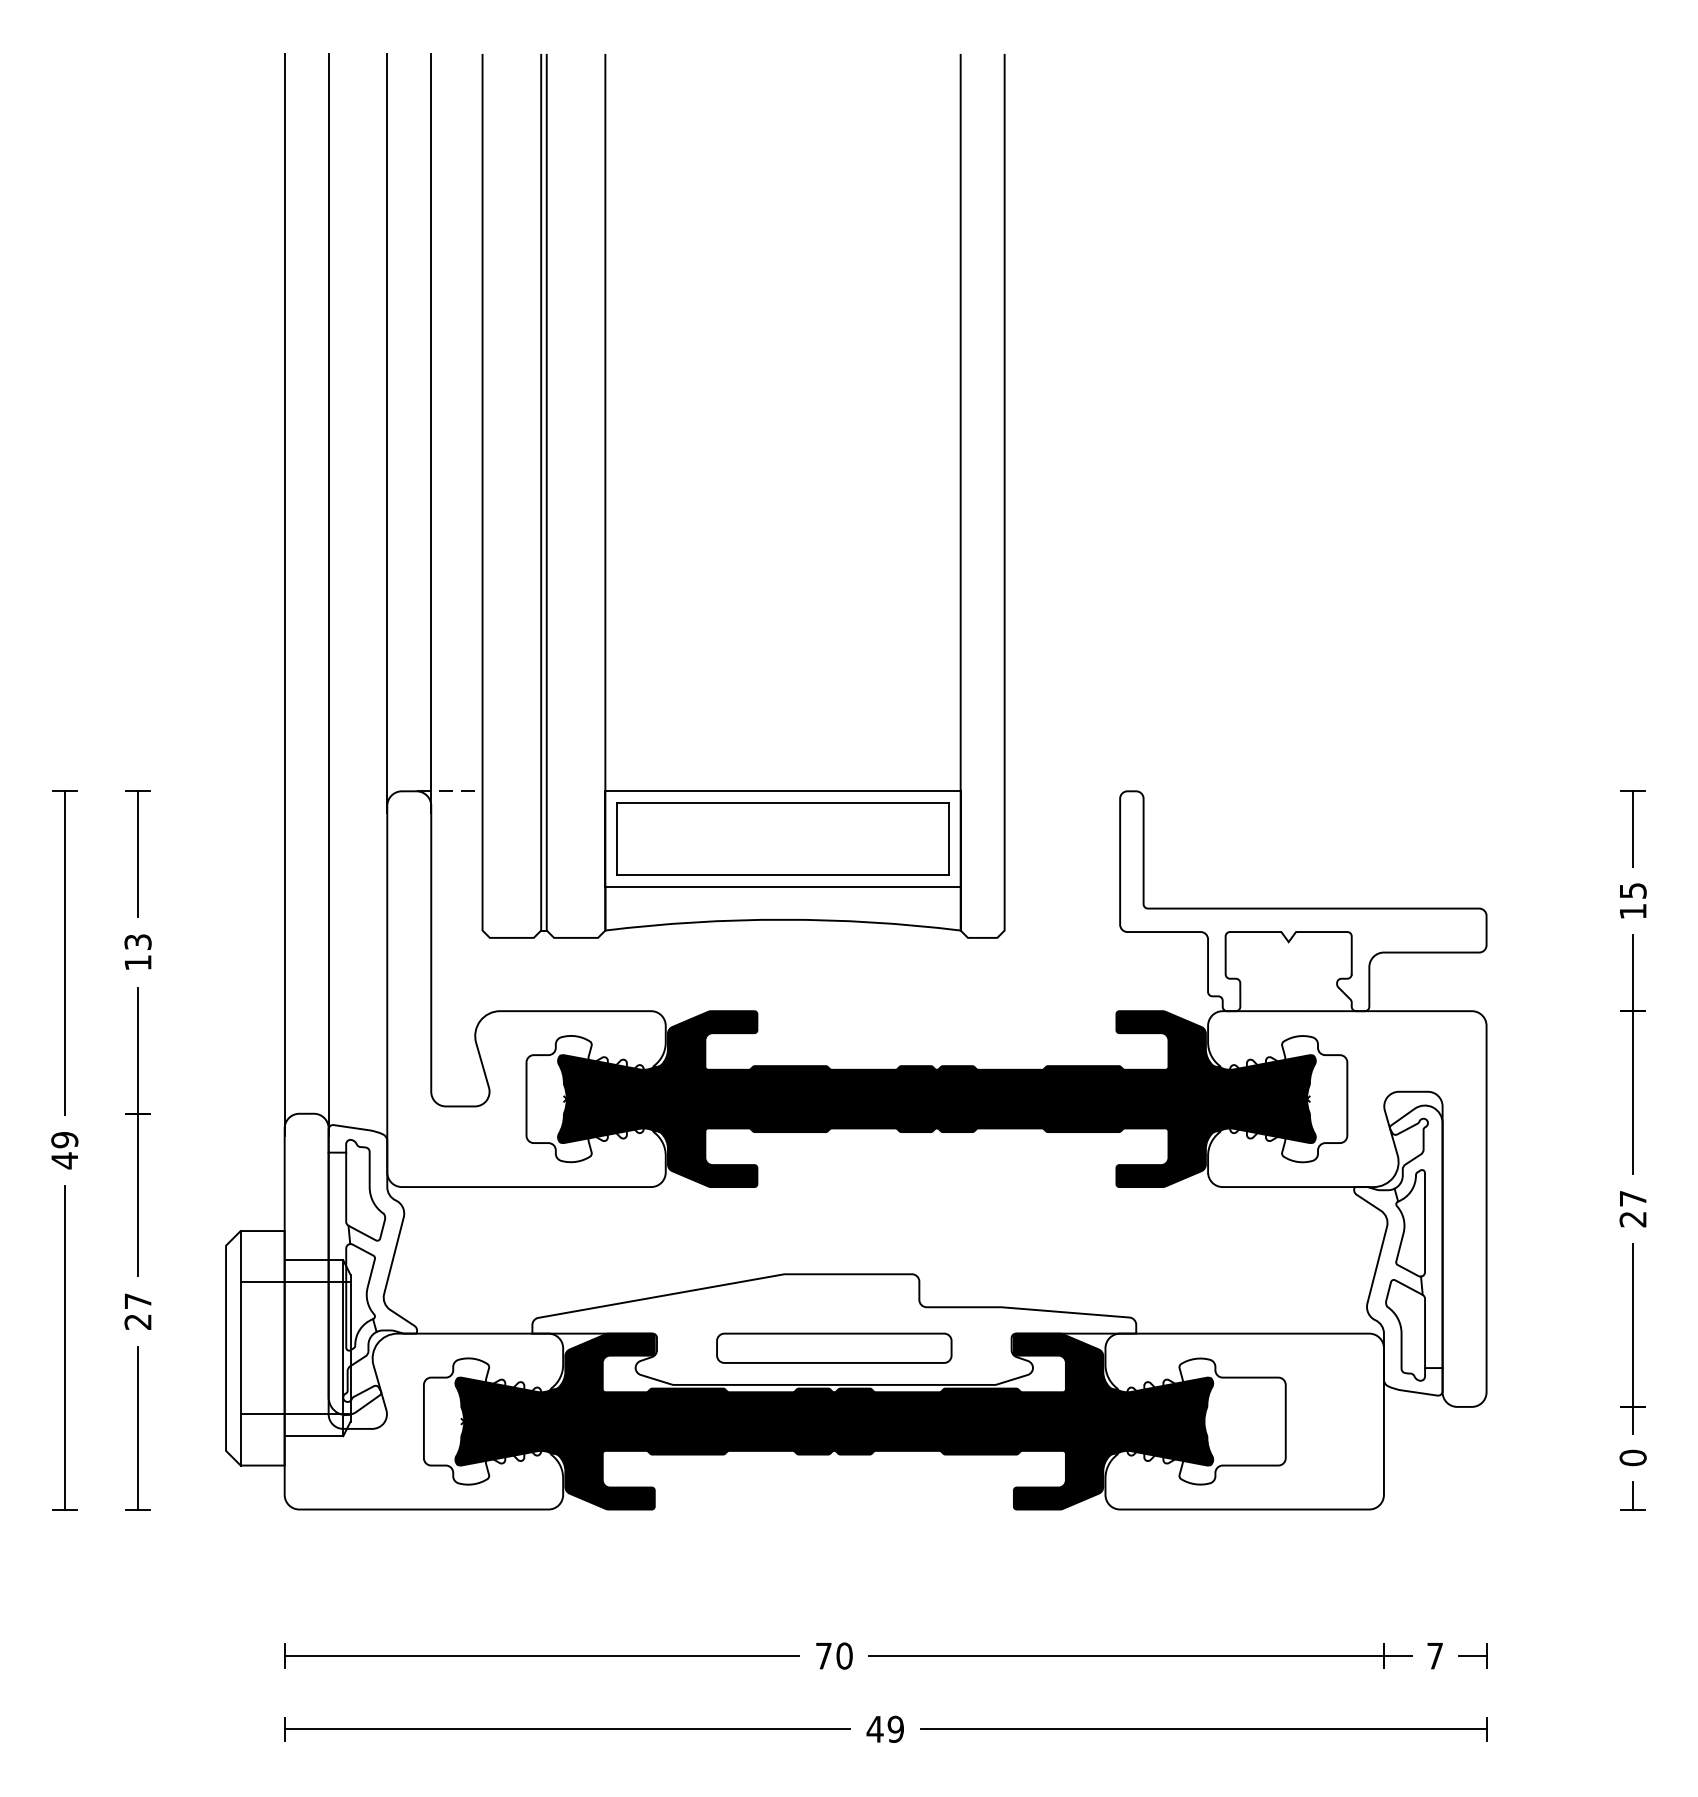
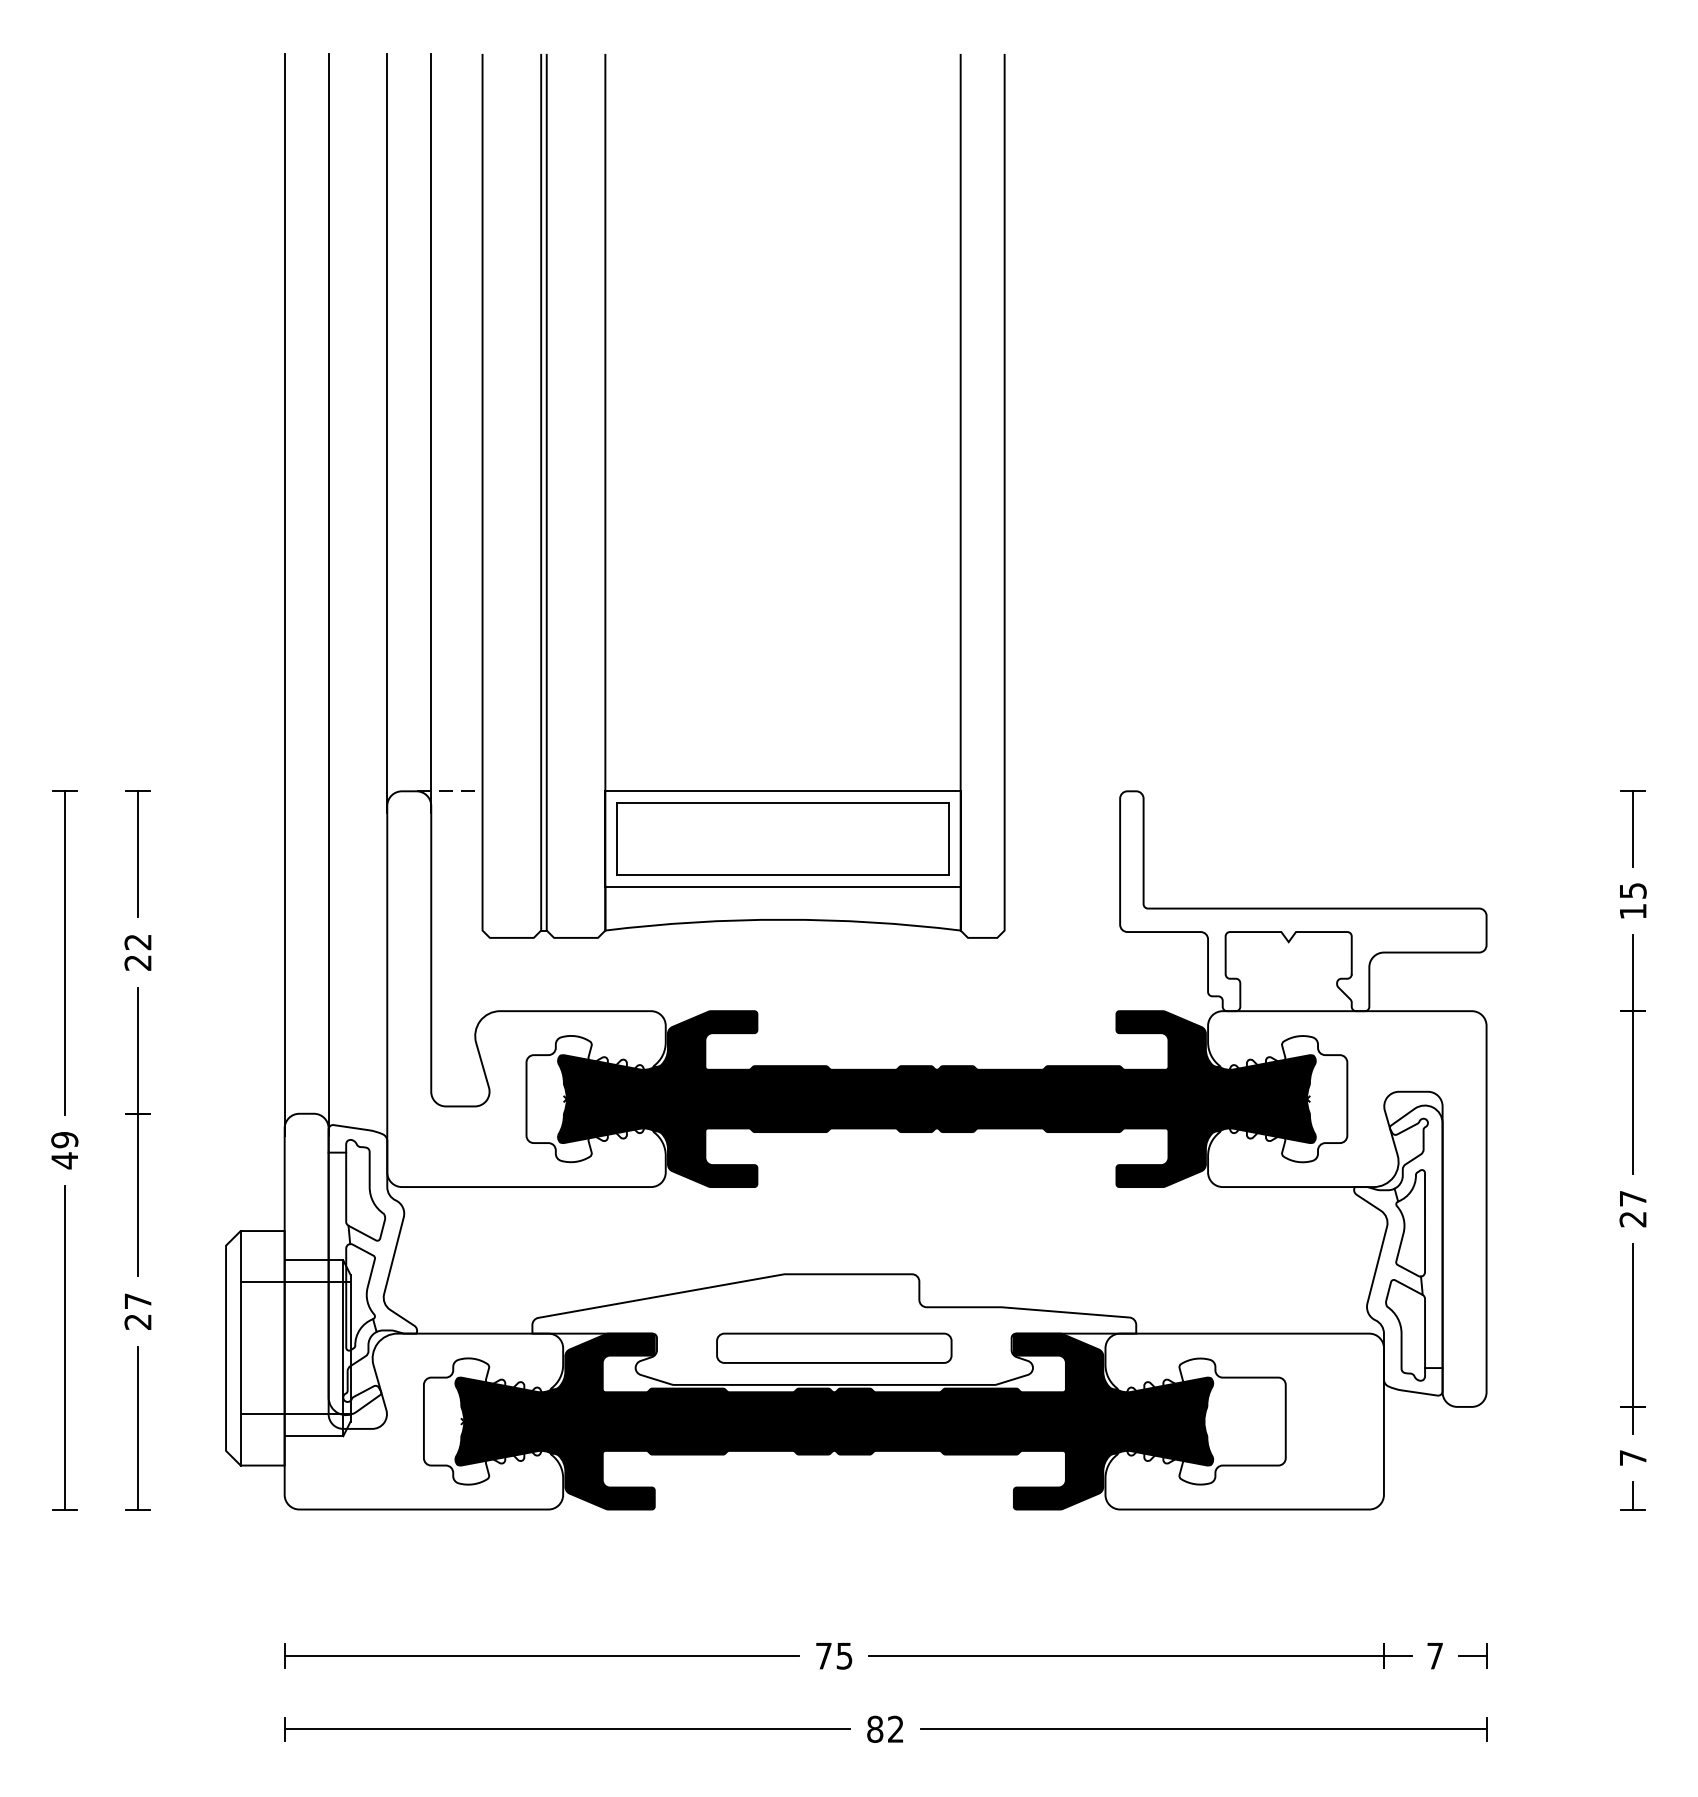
text: 13 -> 22 (137, 952)
text: 0 -> 7 (1632, 1457)
text: 70 -> 75 (844, 1655)
text: 49 -> 82 (884, 1728)
